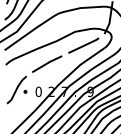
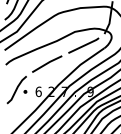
text: 0 -> 6 (38, 91)
